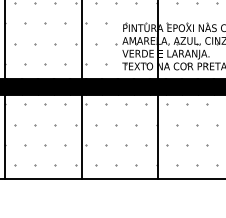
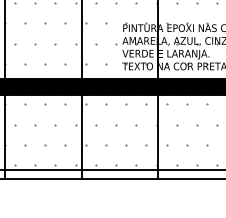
line: none -> present (112, 169)
